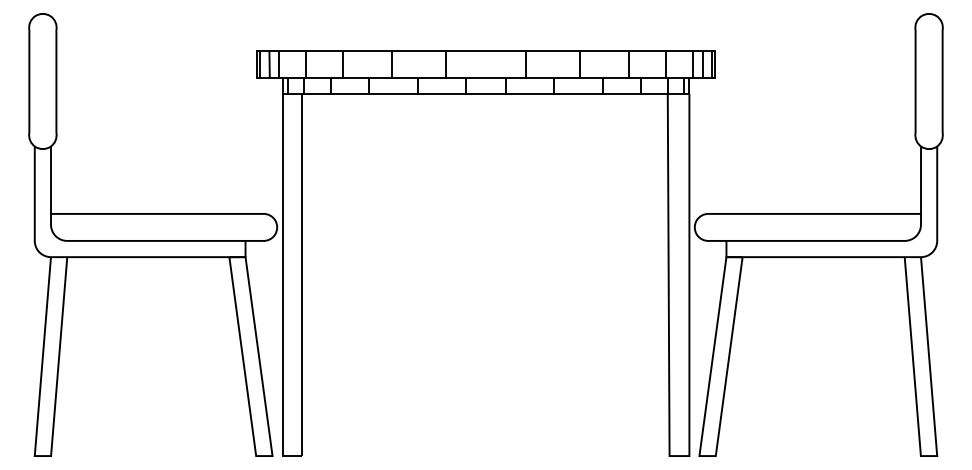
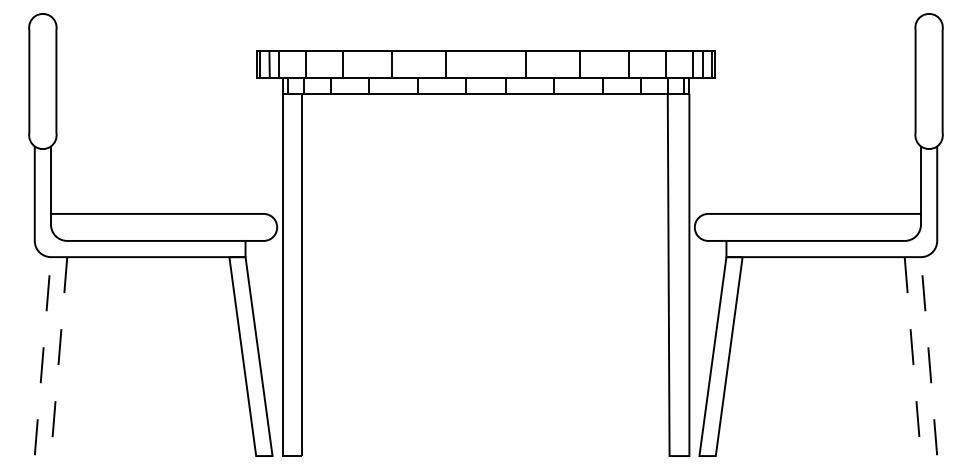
line: solid -> dashed (42, 456)
line: solid -> dashed (929, 456)
